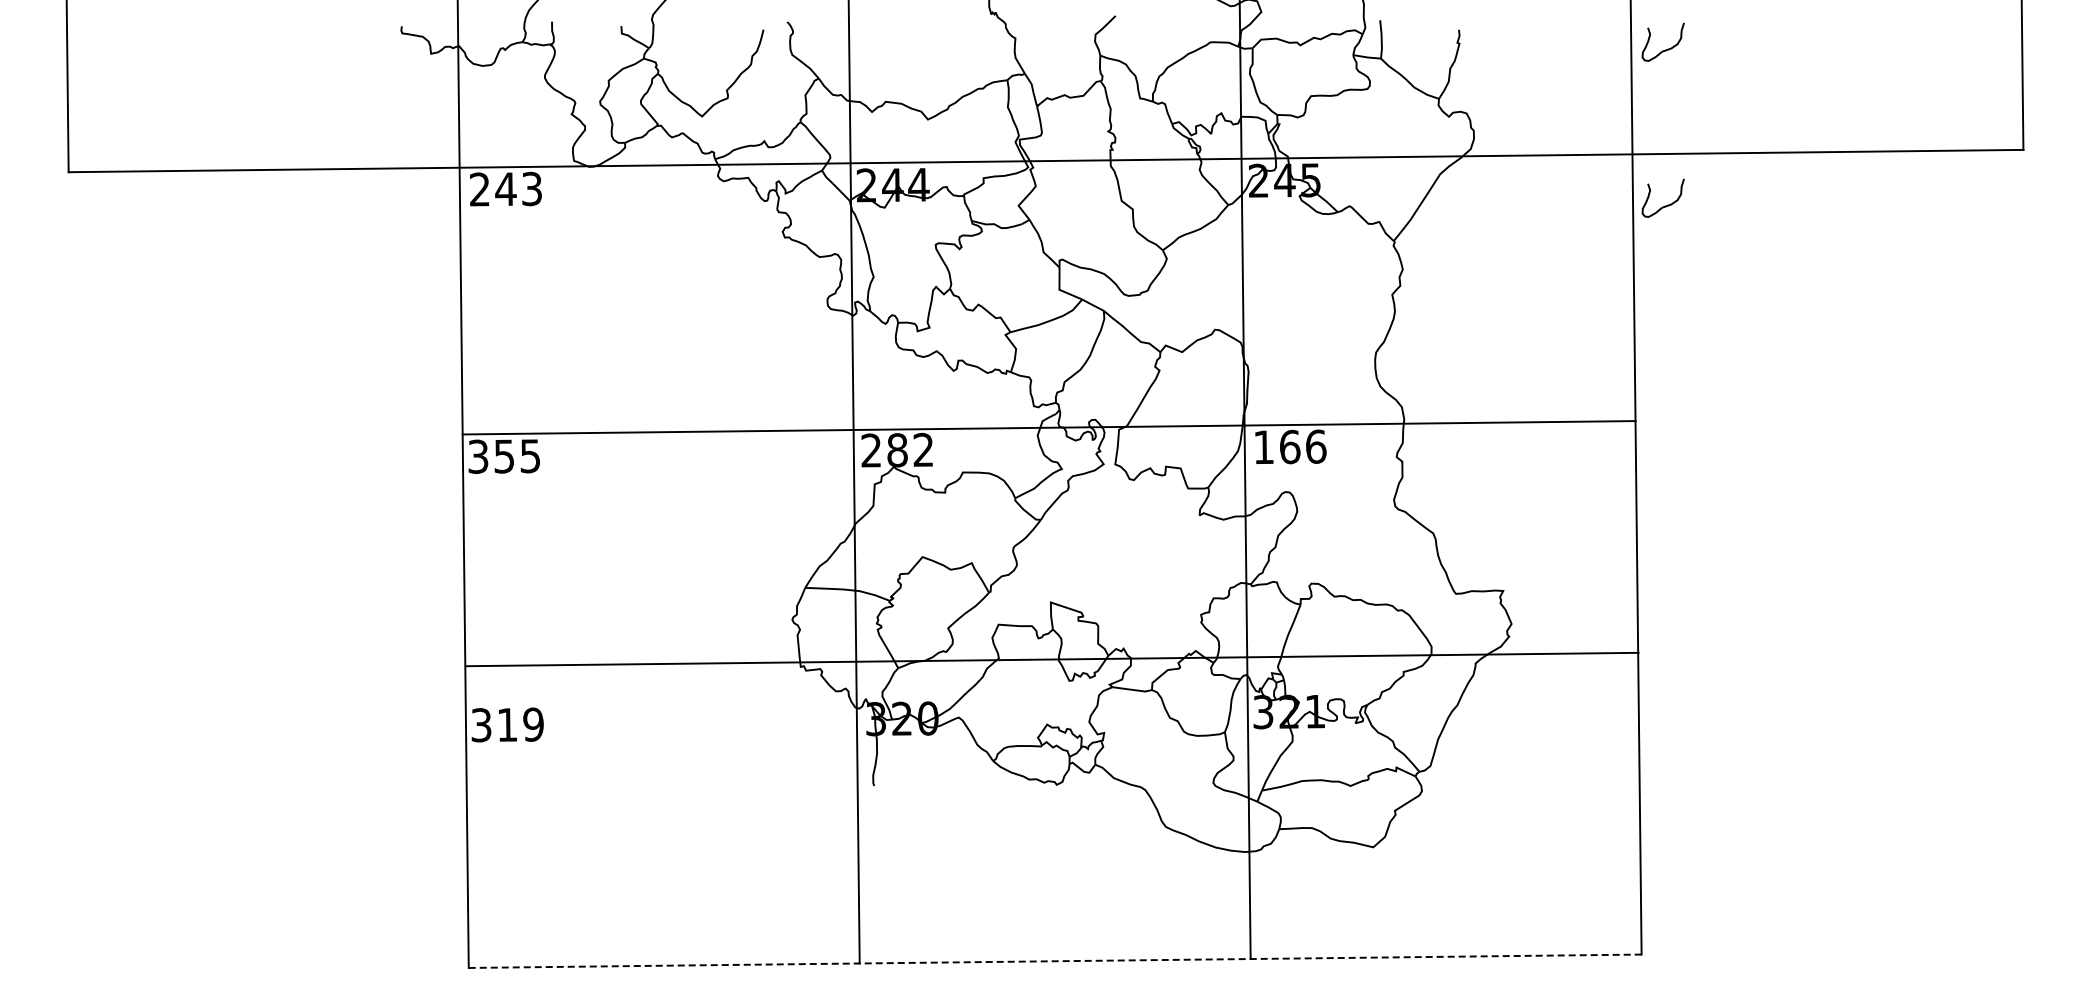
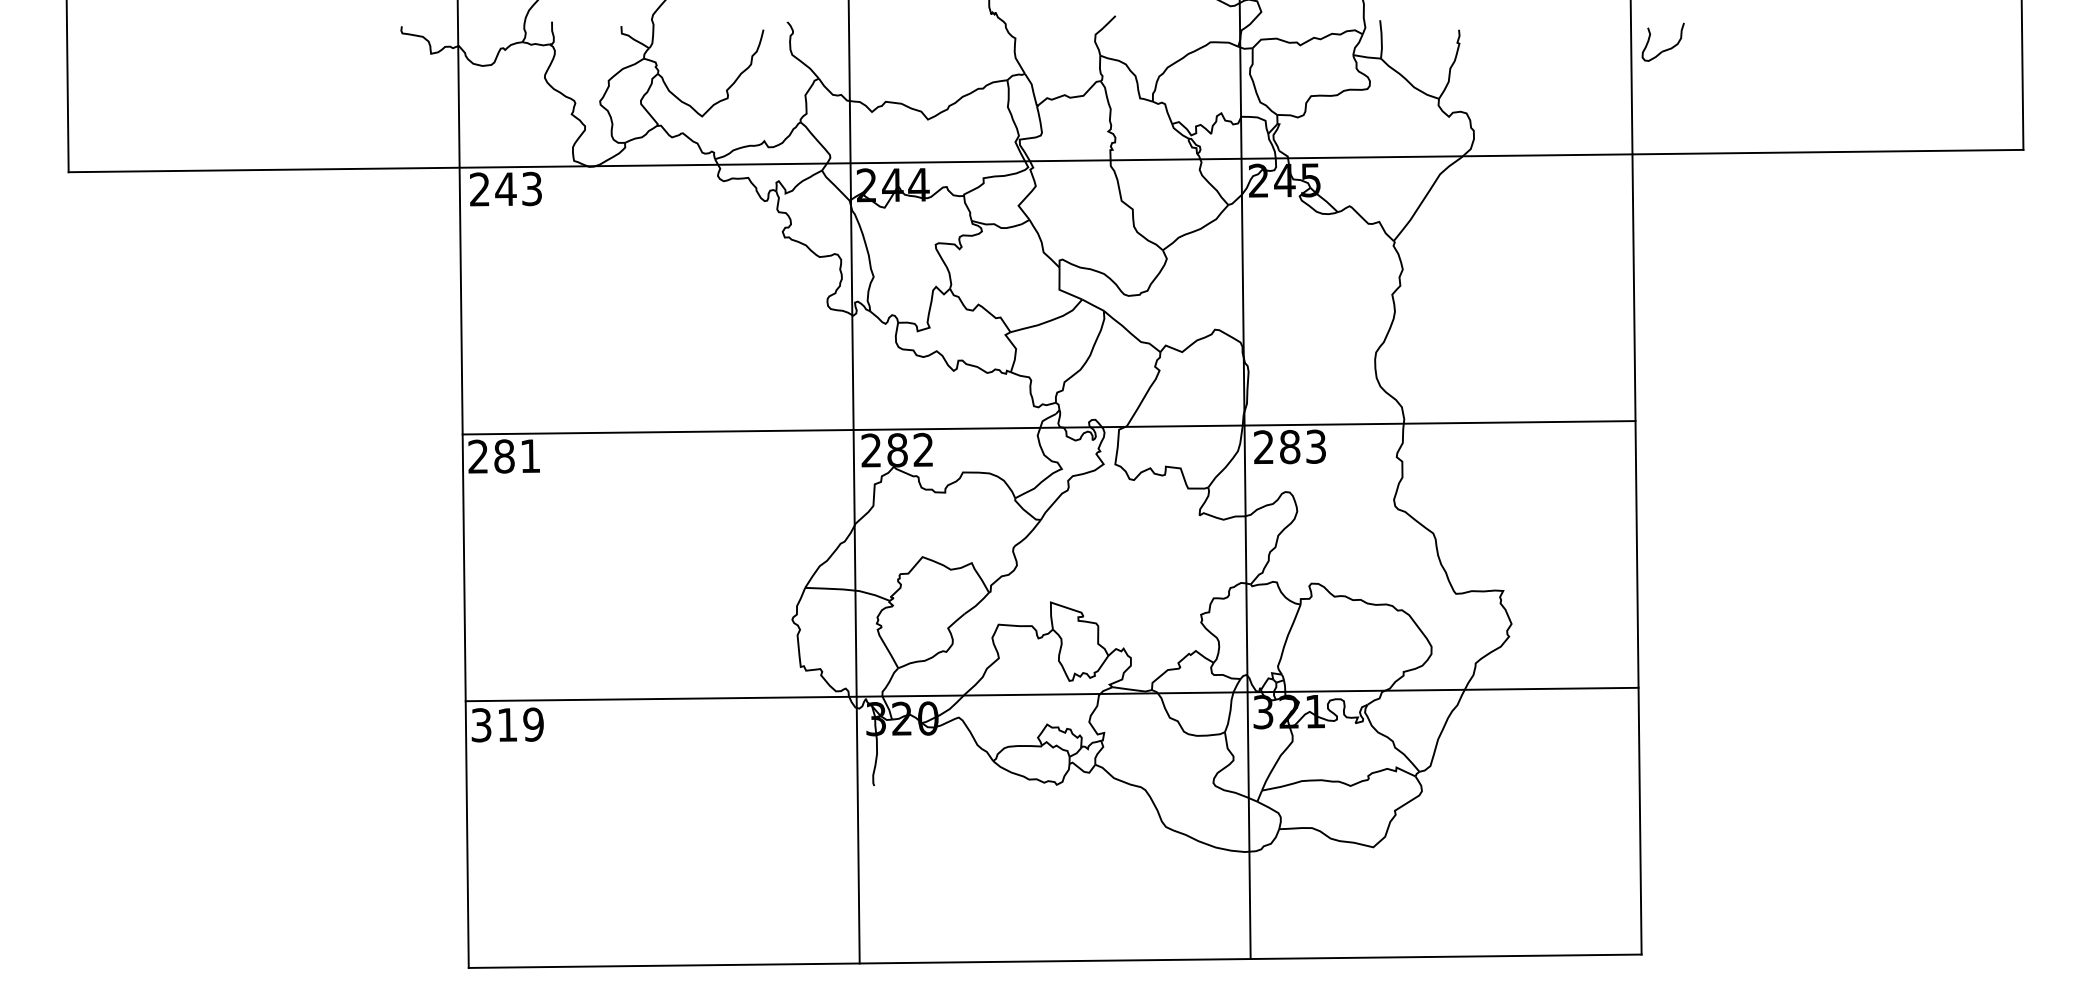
part: present -> none (1665, 205)
text: 166 -> 283 (1290, 446)
text: 355 -> 281 (504, 456)
line position: (1051, 659) -> (1051, 694) (1051, 694)
line: dashed -> solid (1055, 961)
